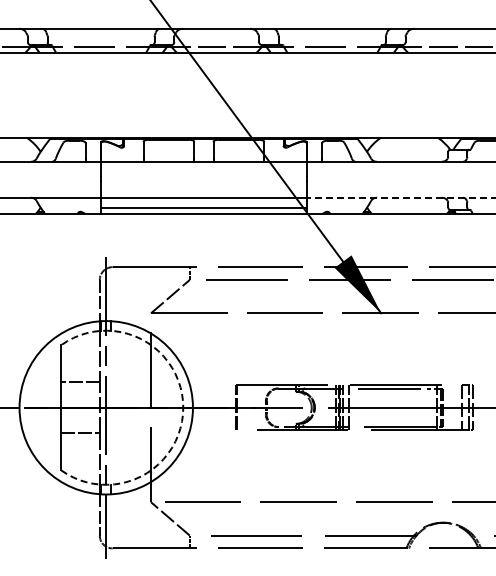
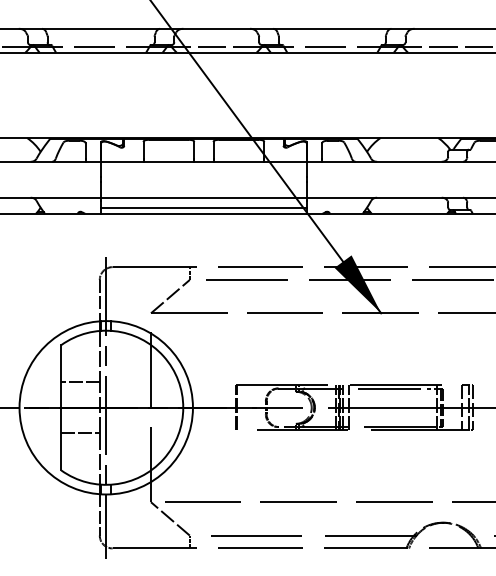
line: dashed -> solid (400, 197)
arc: dashed -> solid (183, 407)
